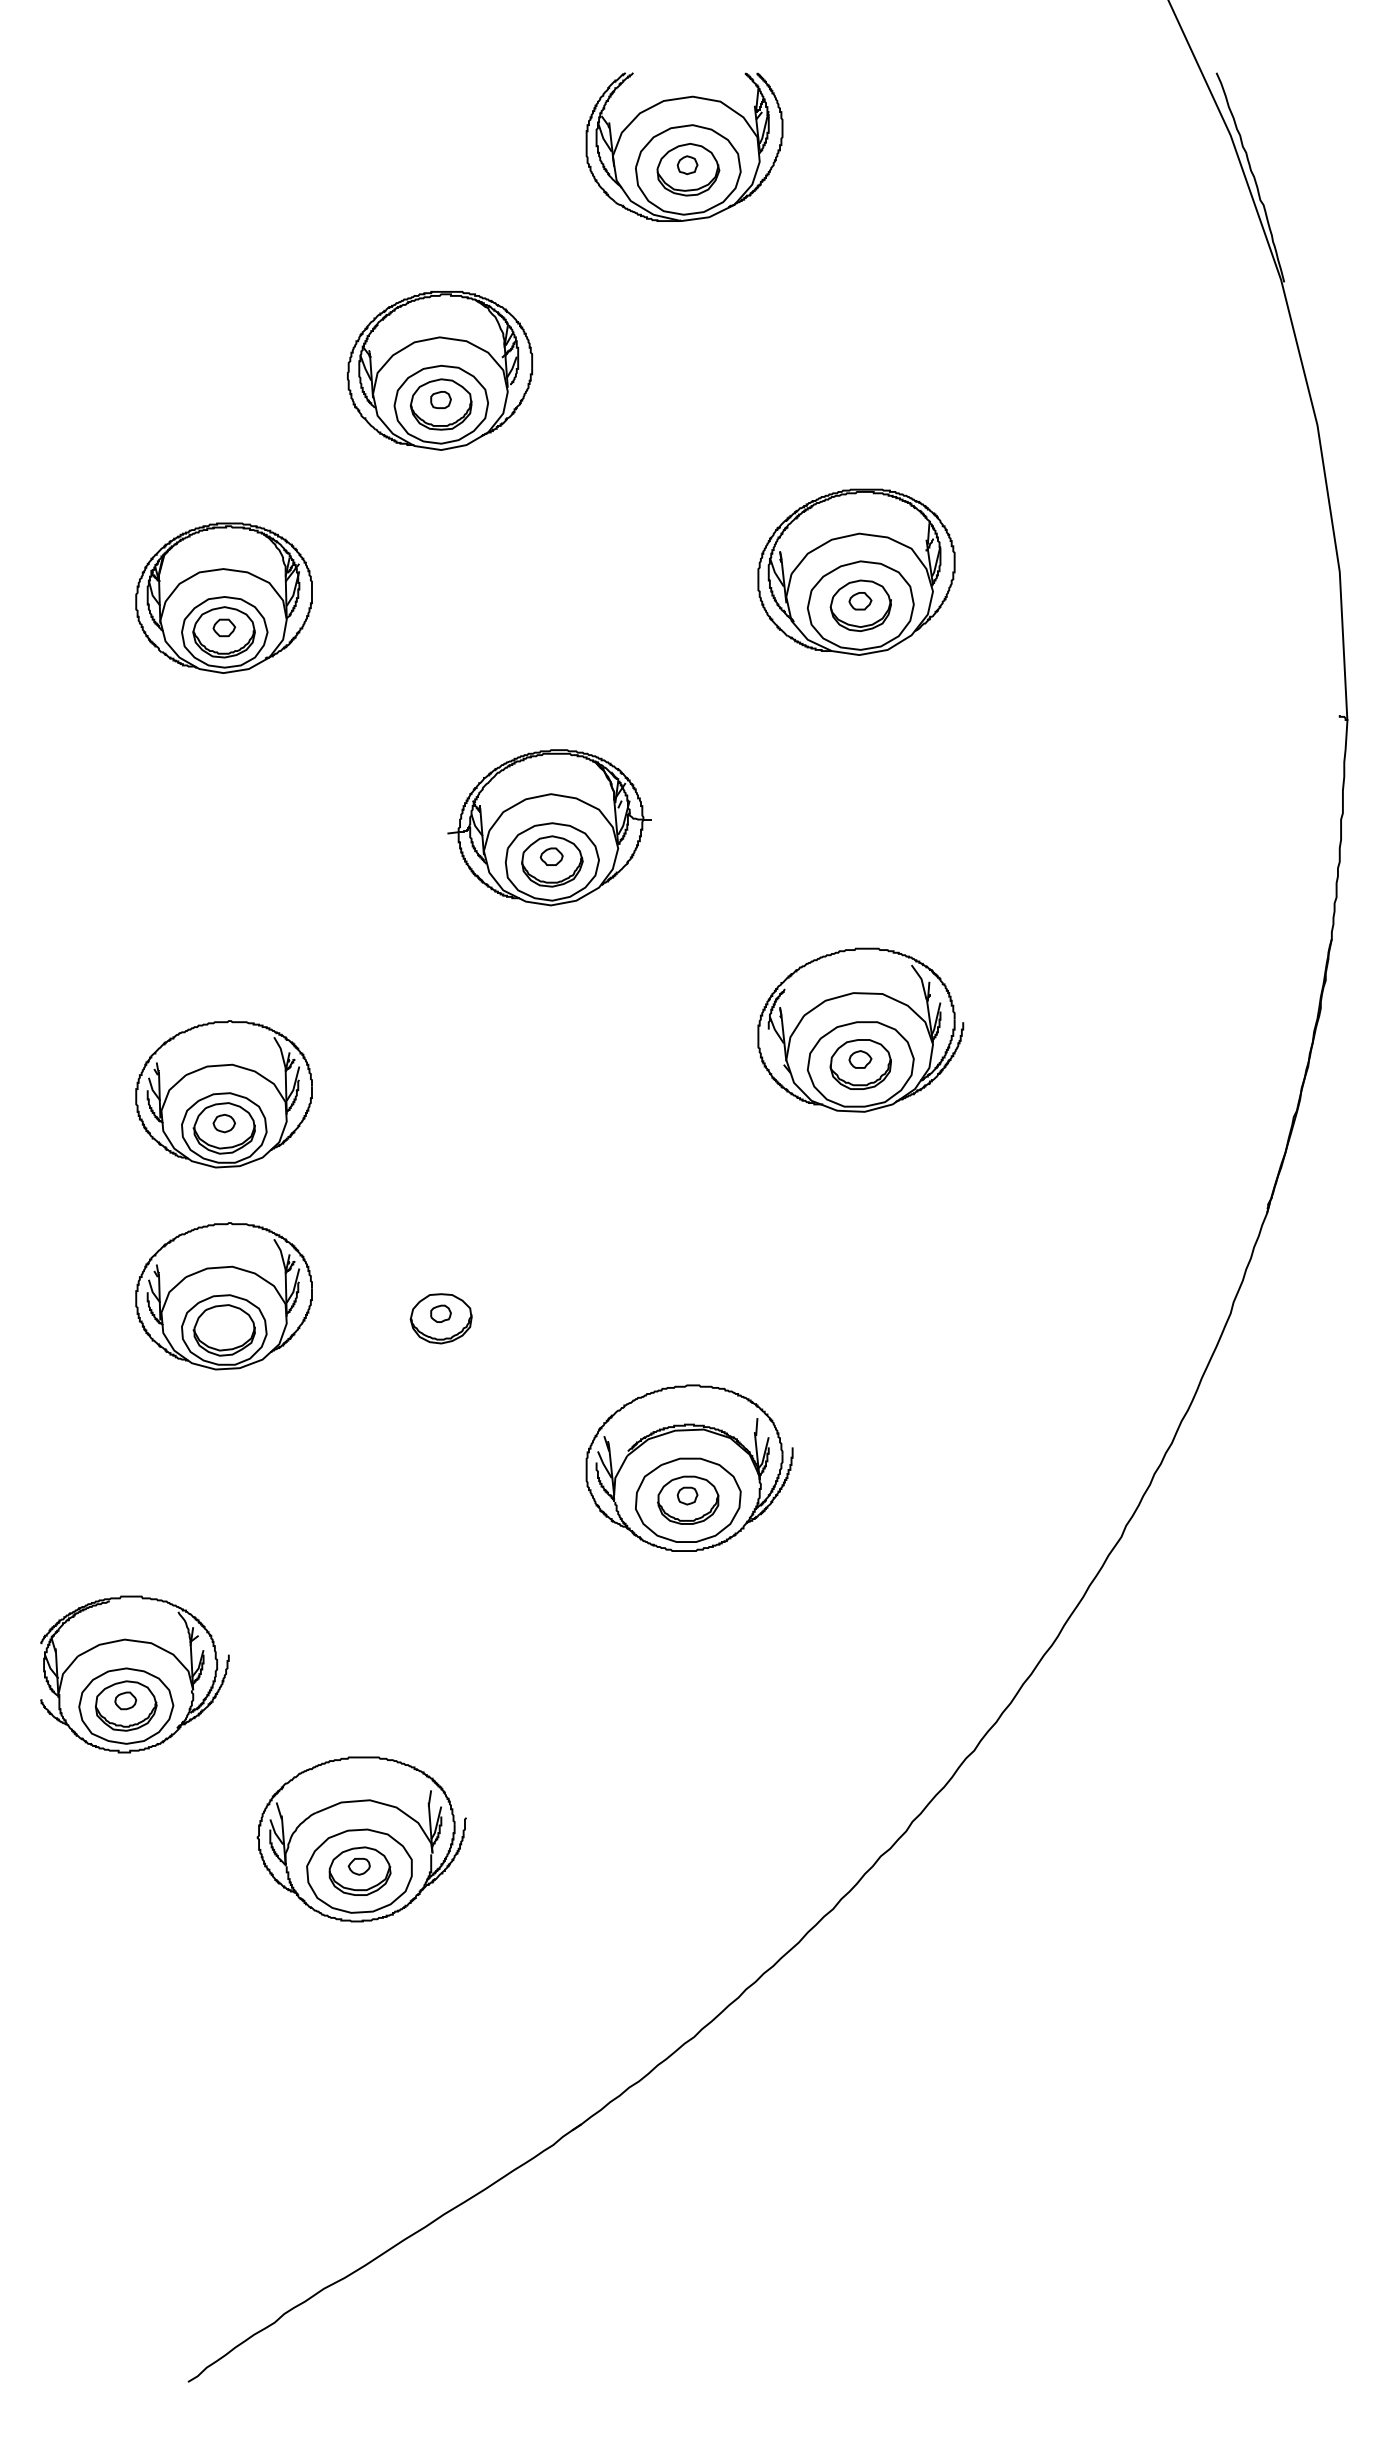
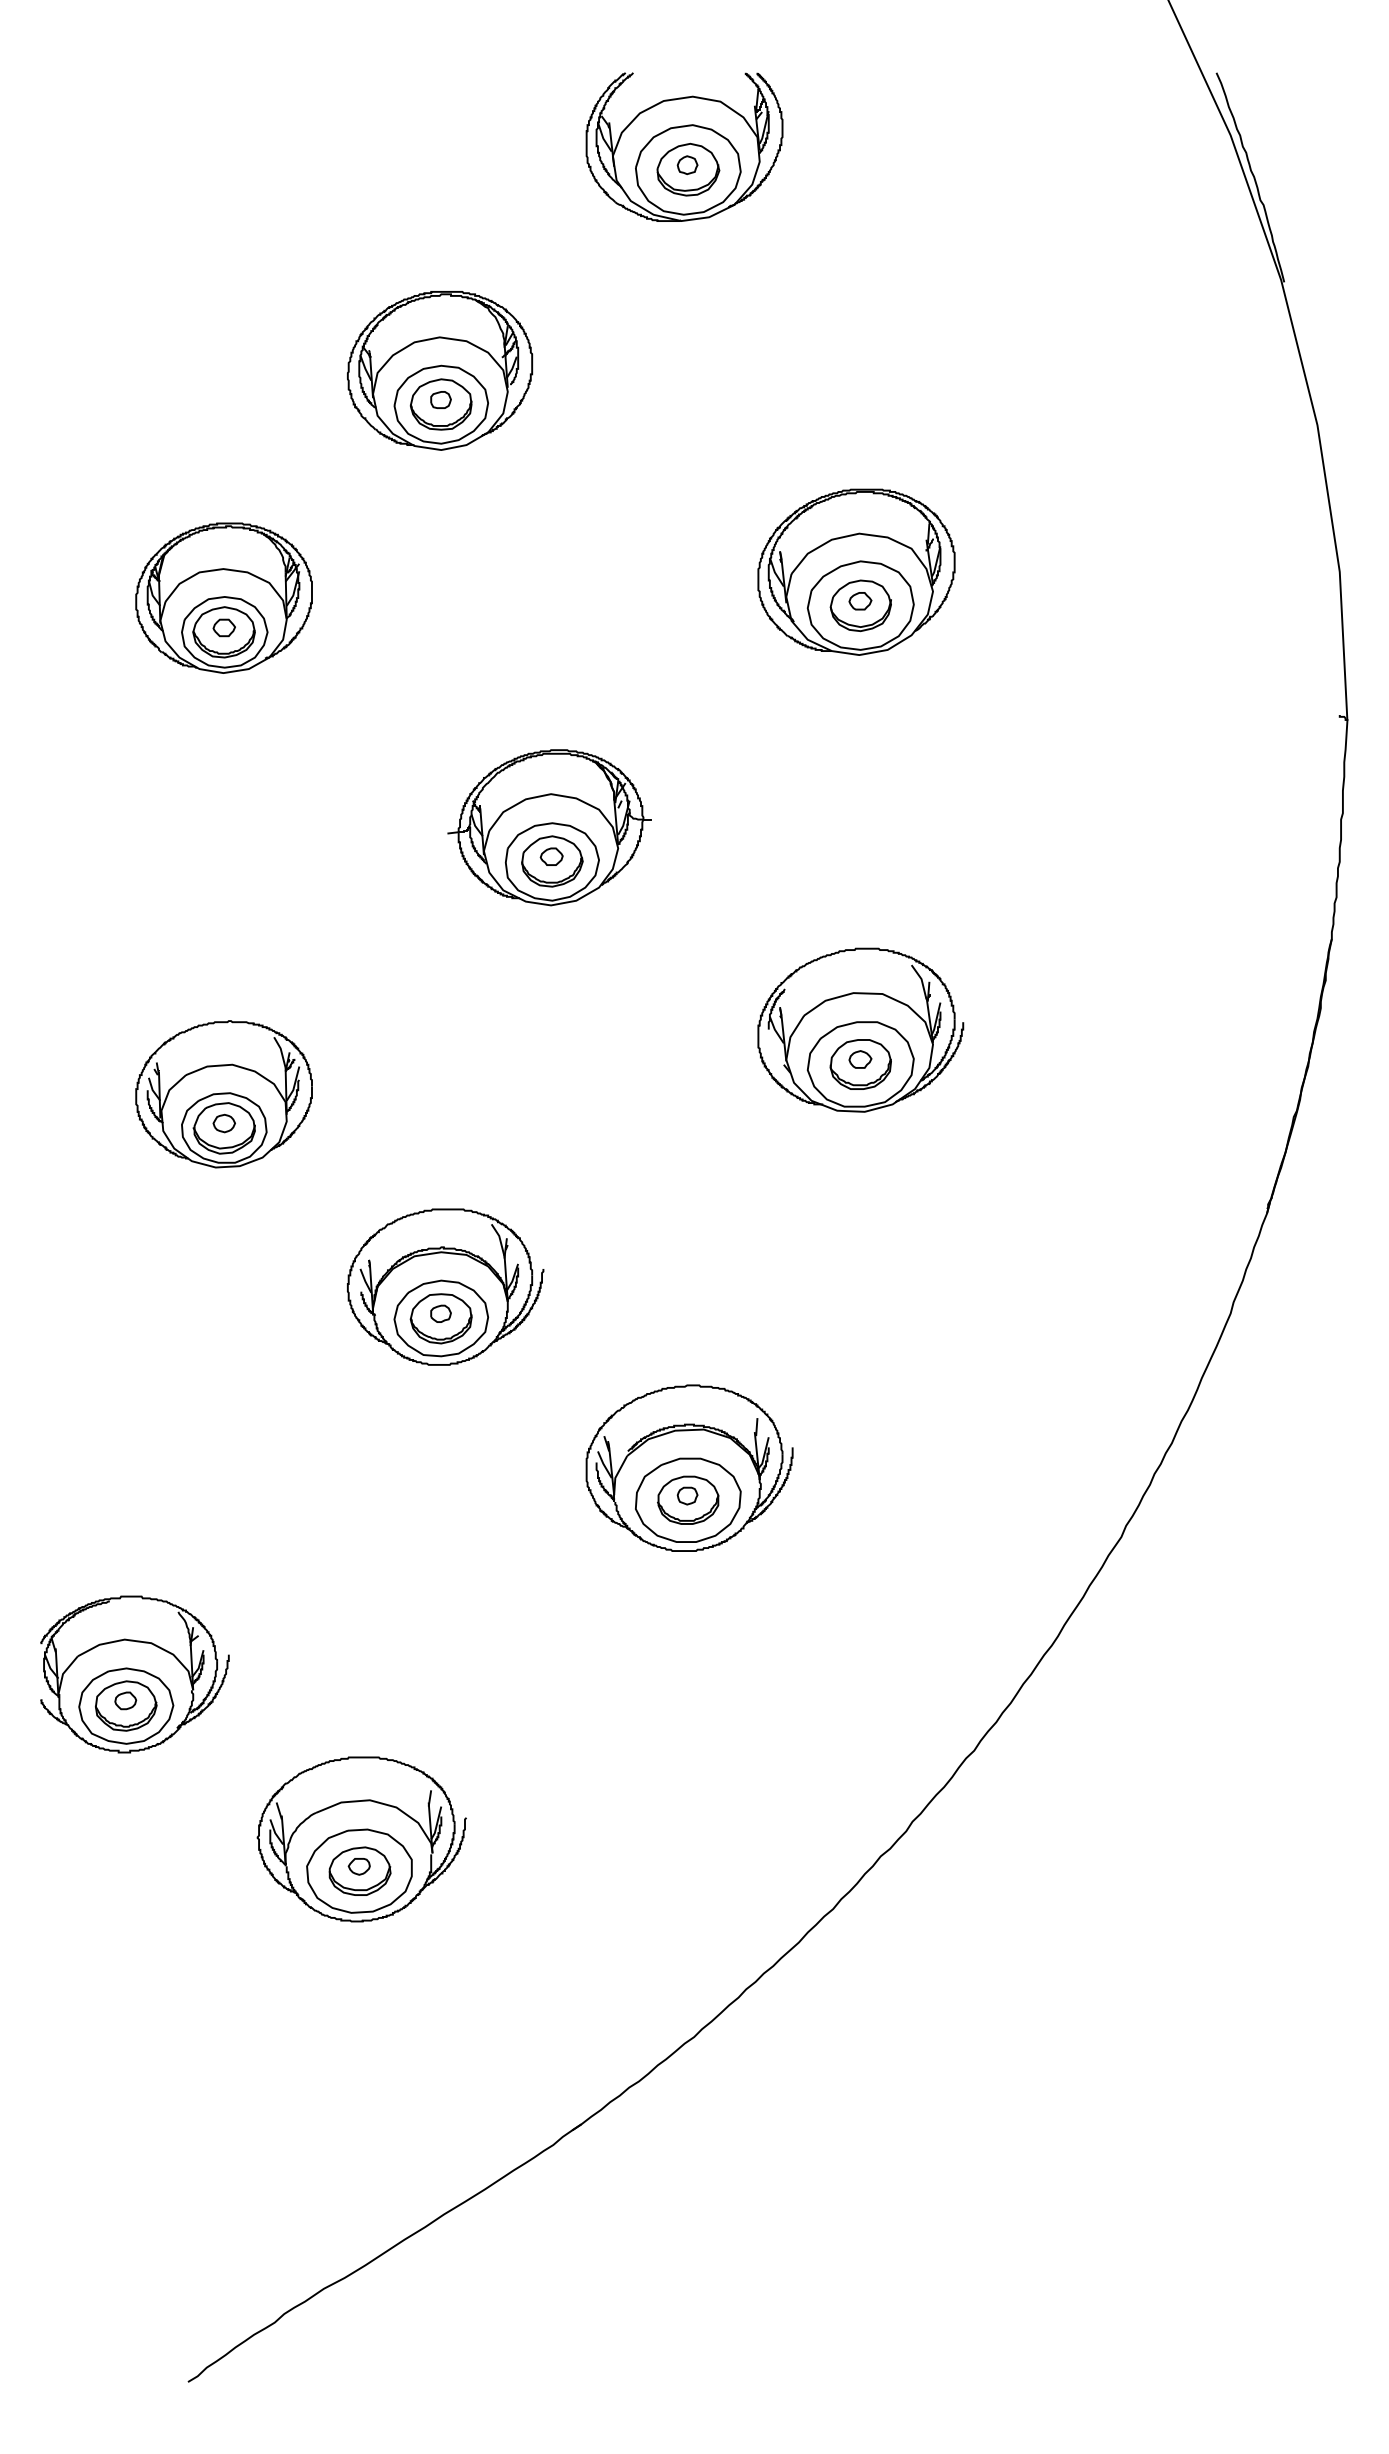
part: none -> present (445, 1286)
part: present -> none (223, 1296)
